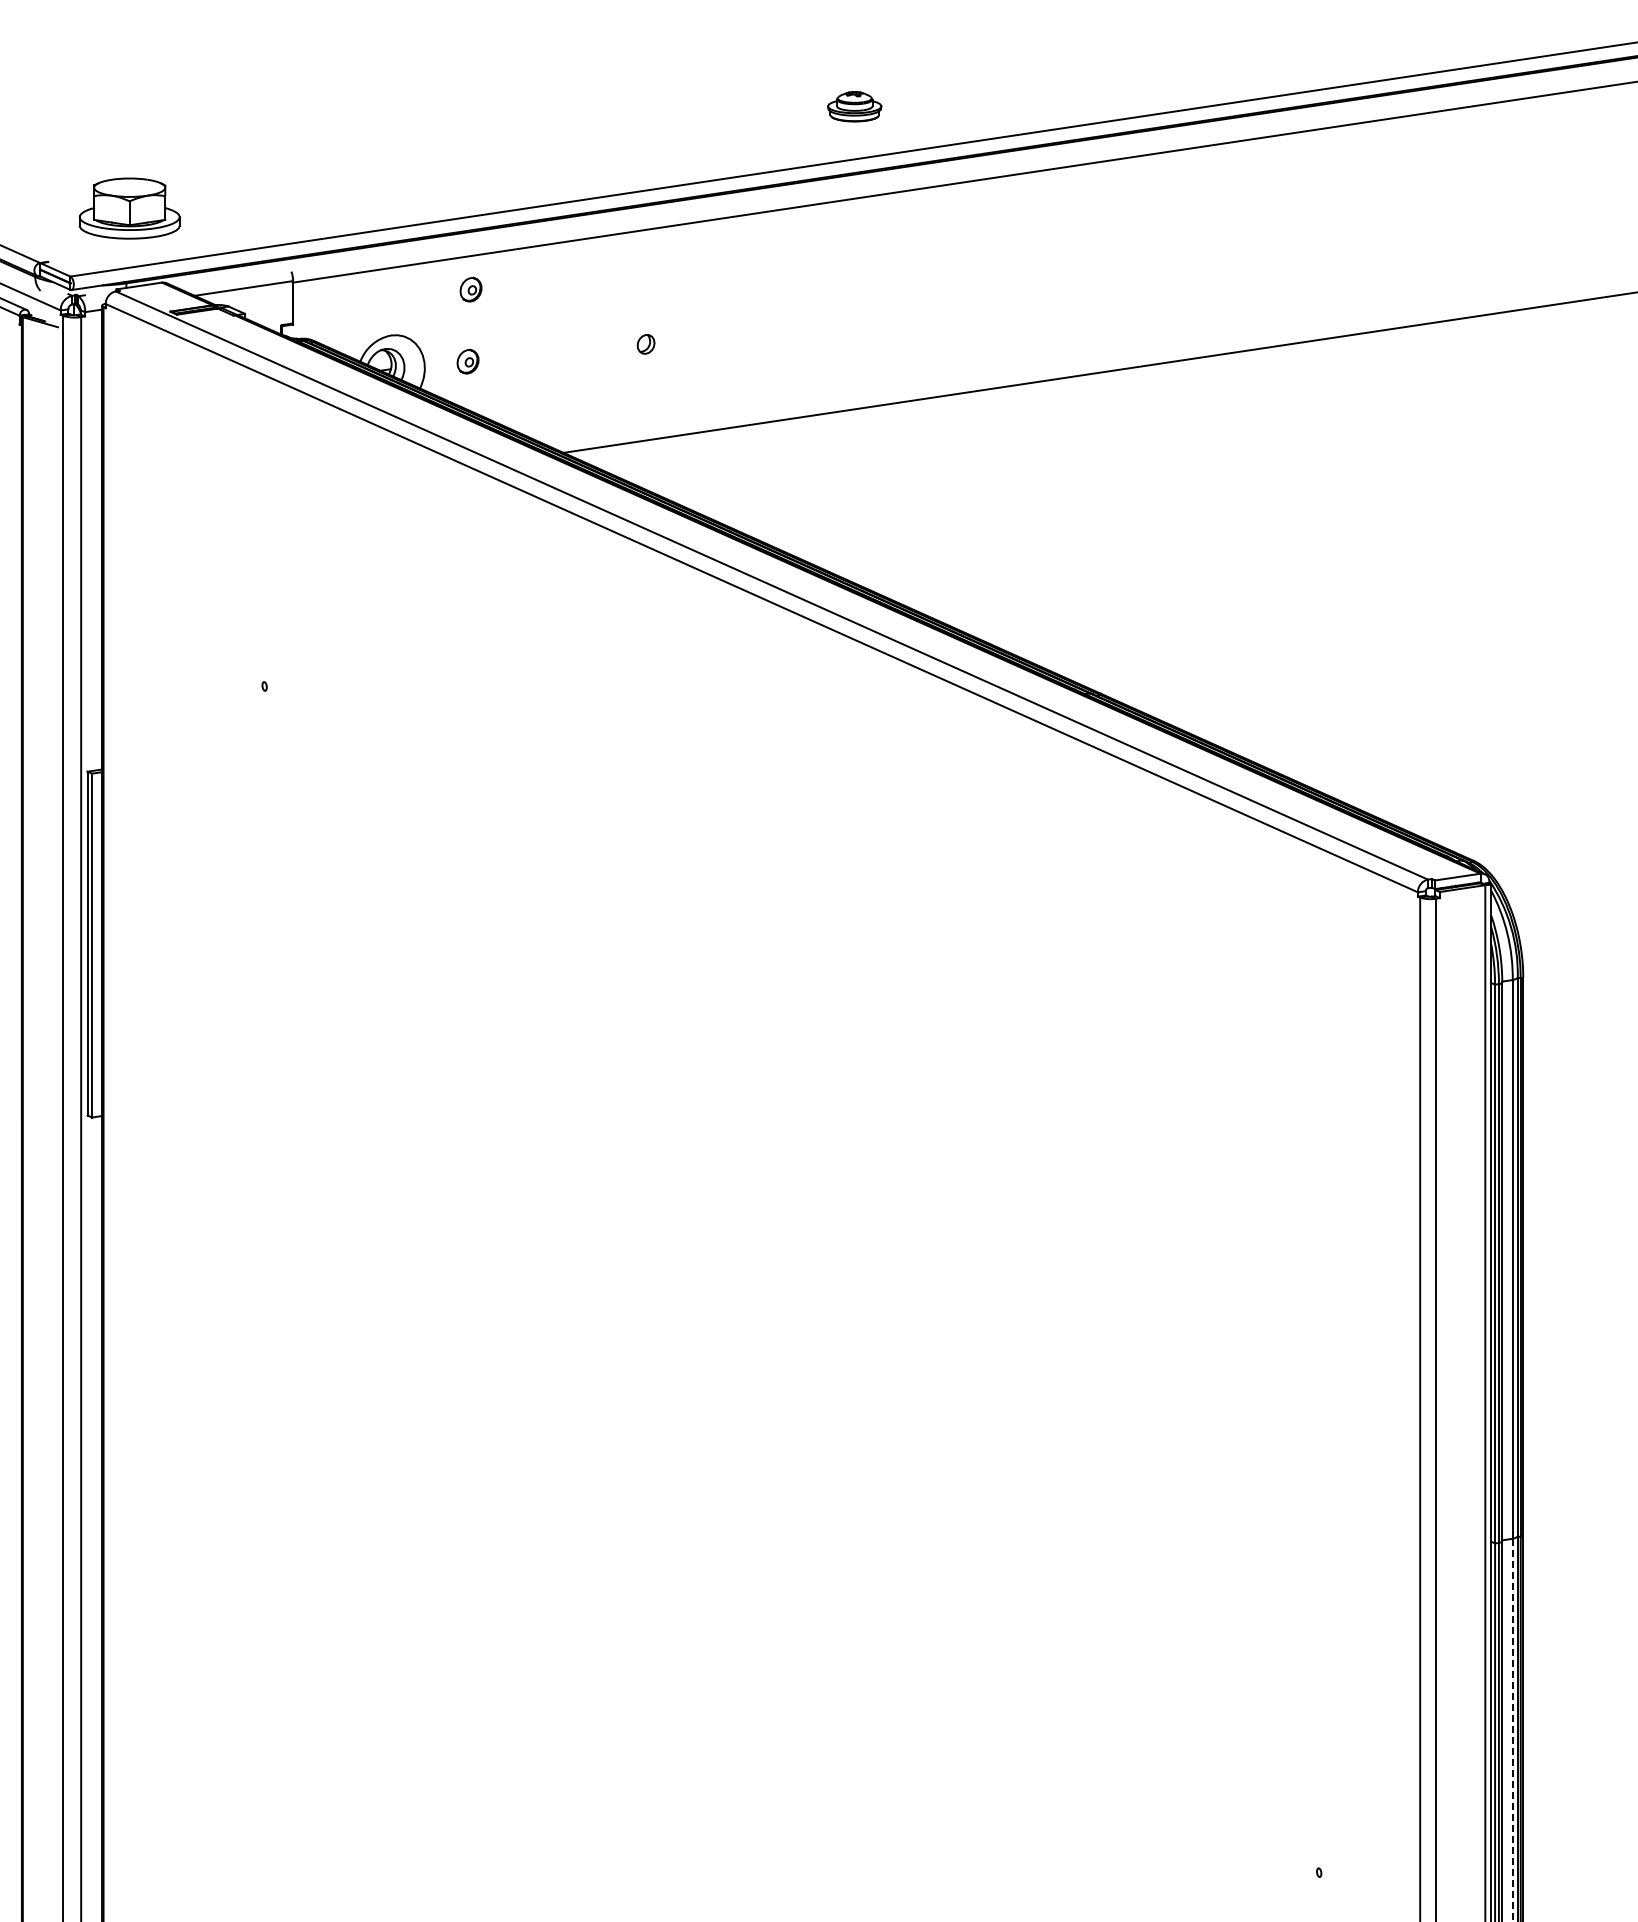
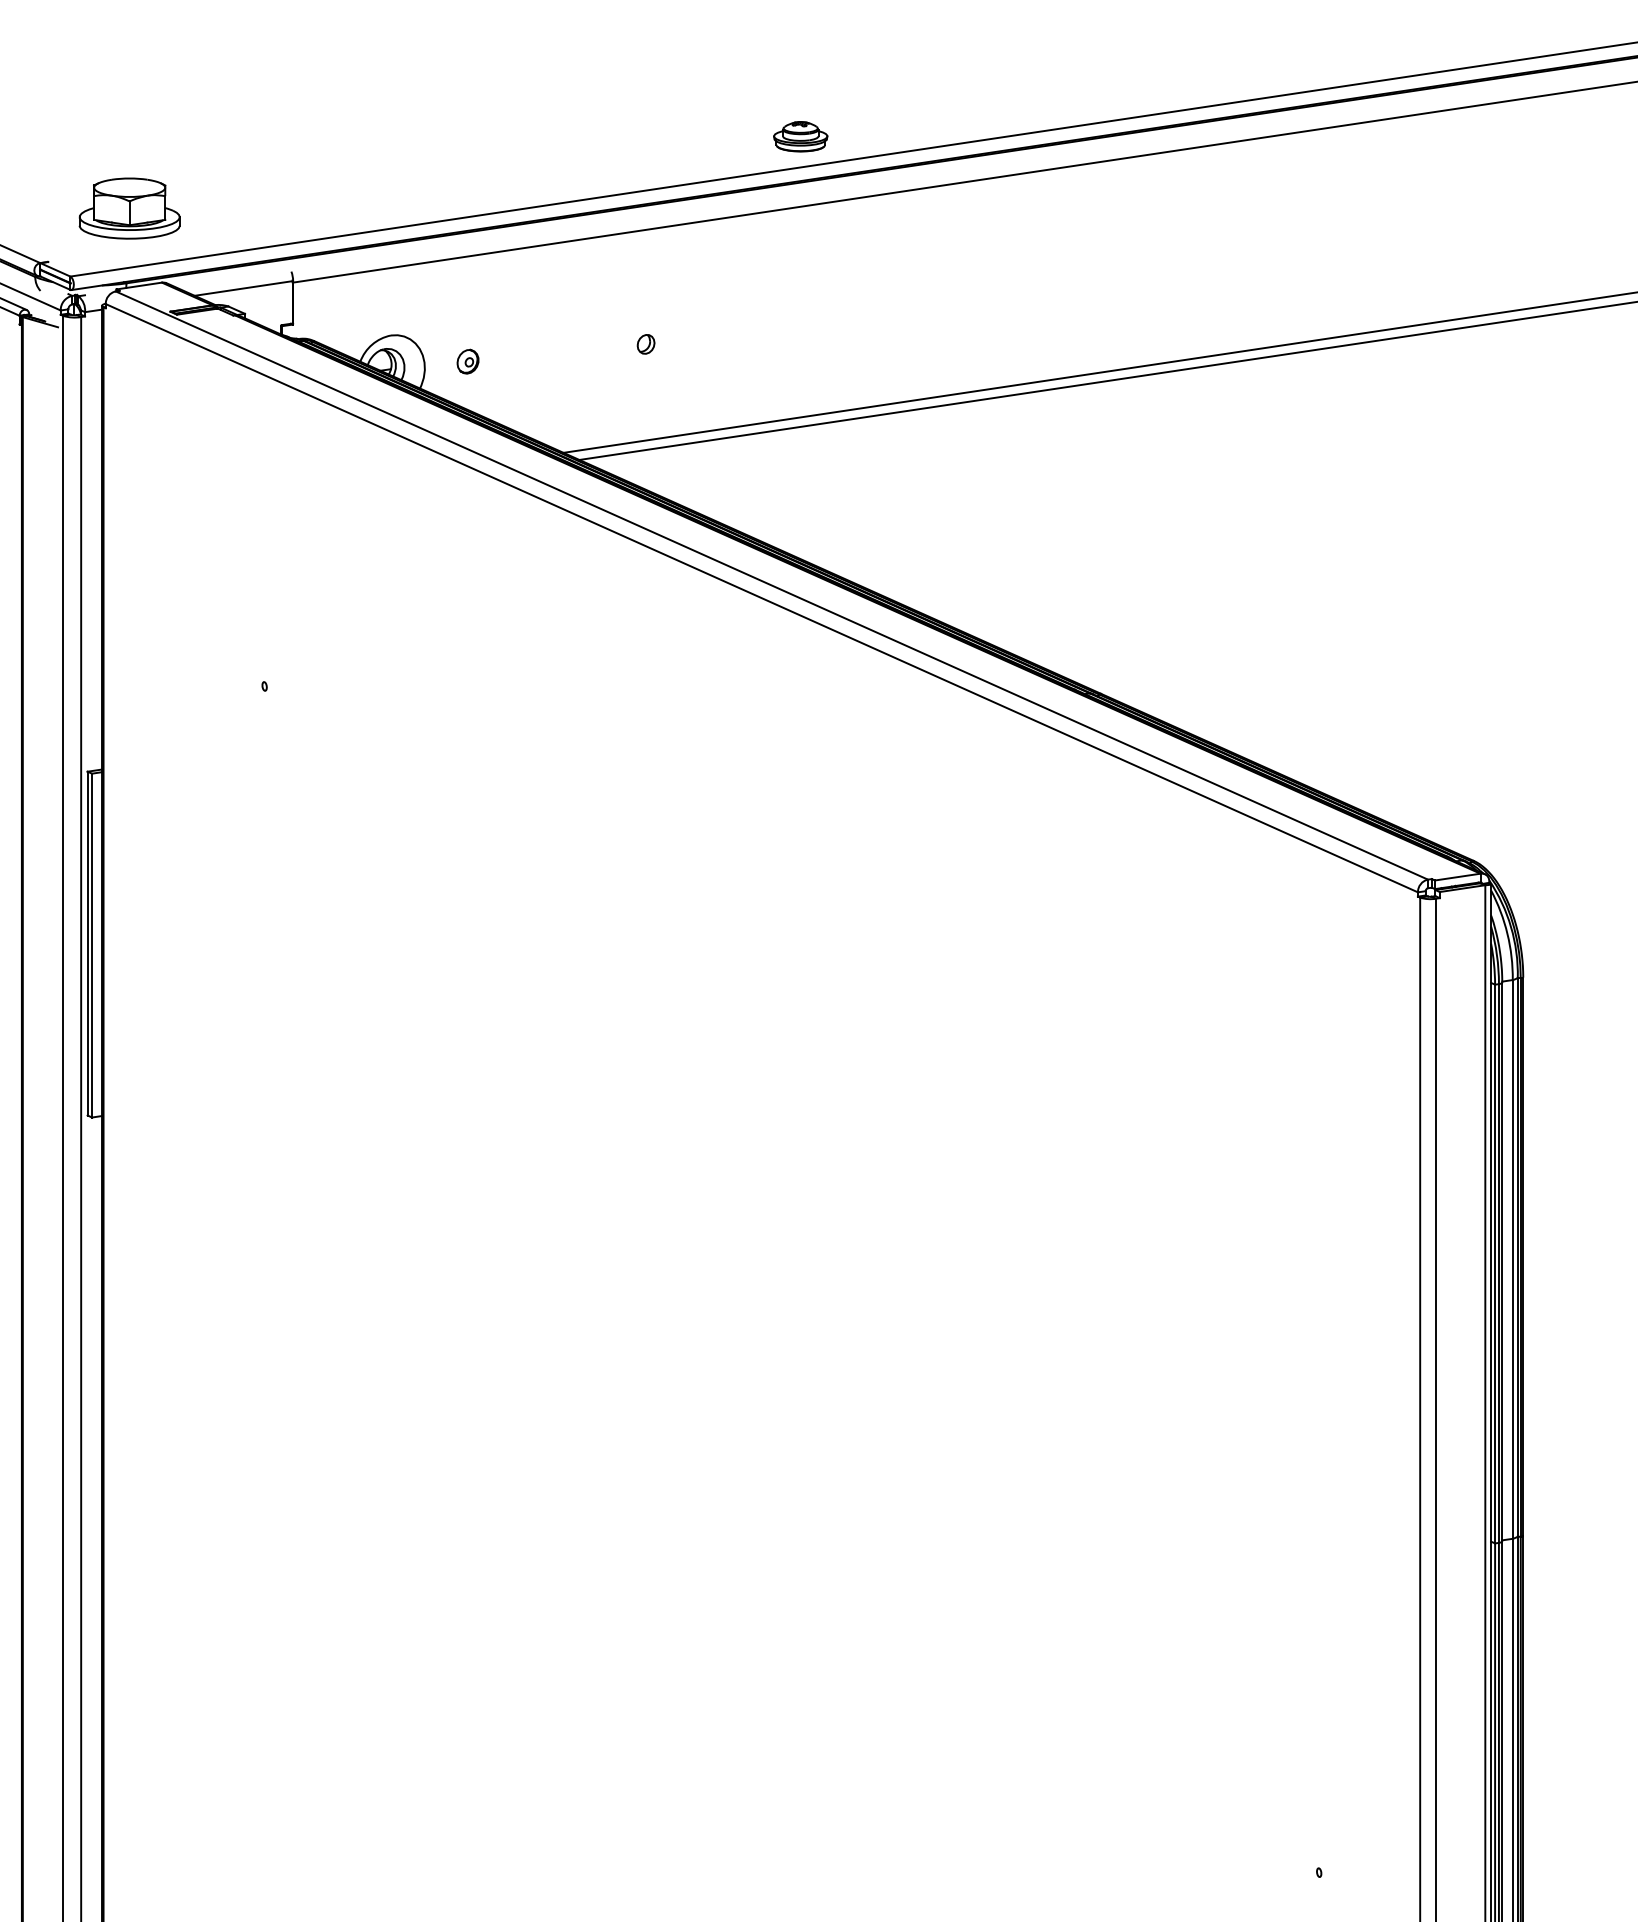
part position: (854, 106) -> (800, 136) (800, 136)
part: present -> none (470, 289)
line: none -> present (1106, 380)
line: dashed -> solid (1512, 1730)
